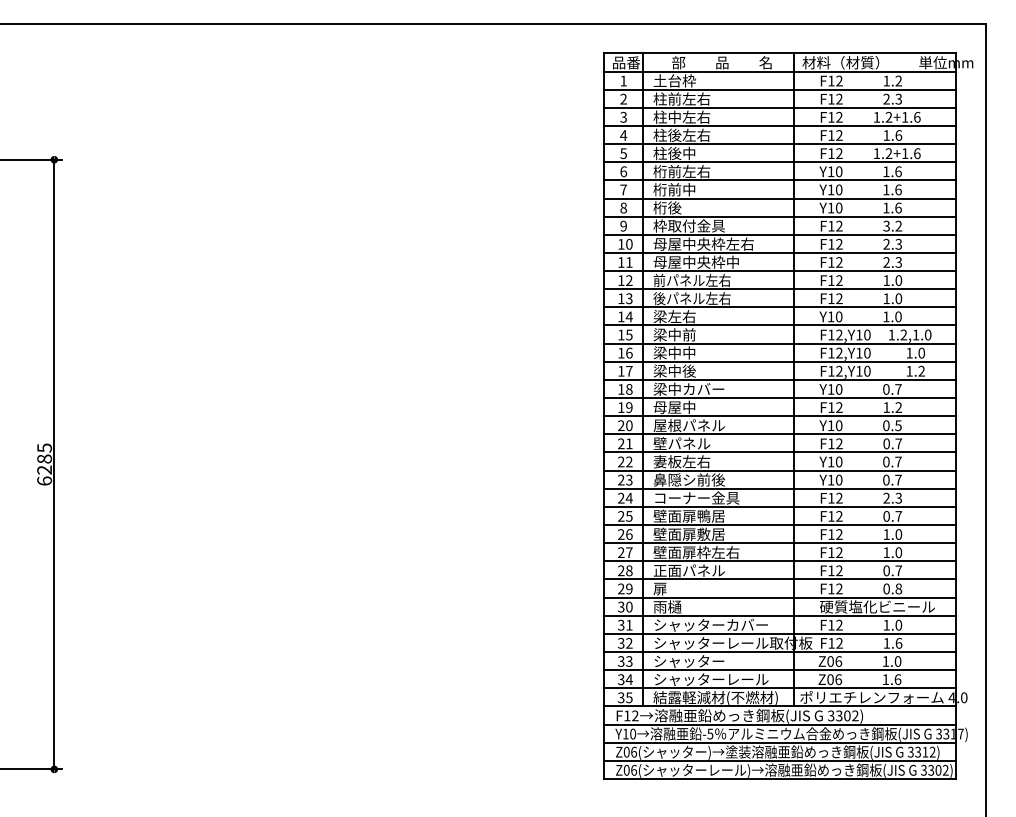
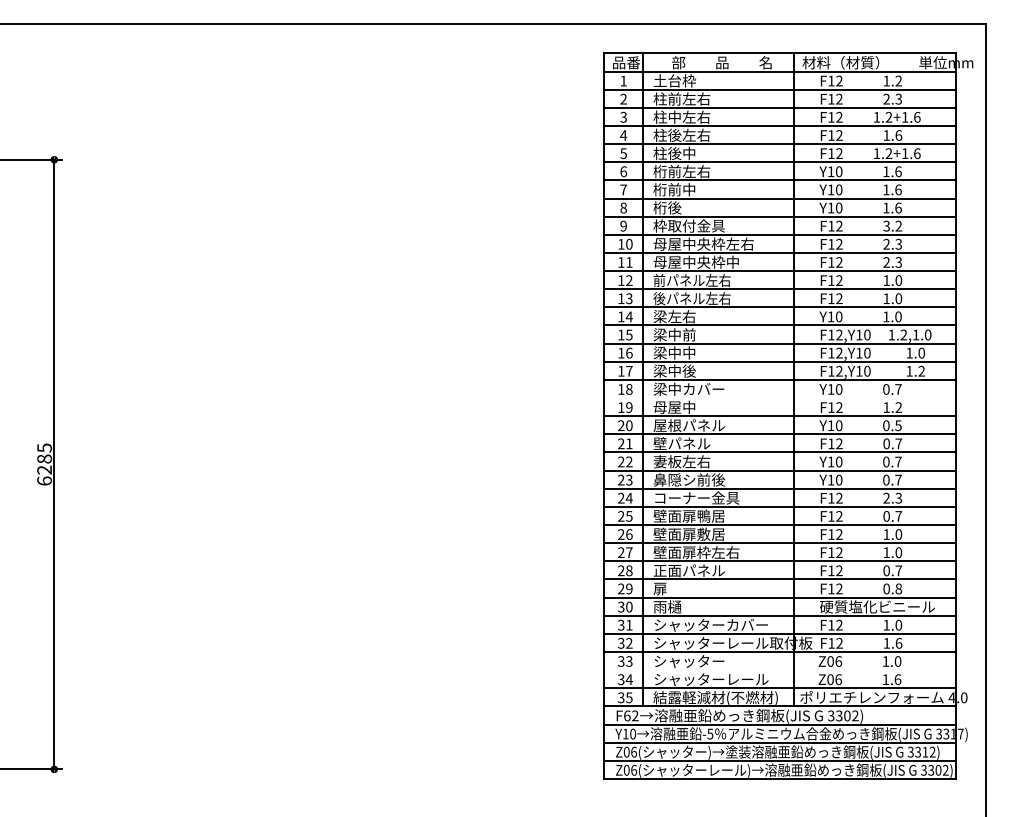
line: present -> none (780, 398)
line: present -> none (780, 670)
text: F12 -> F62 (627, 715)
